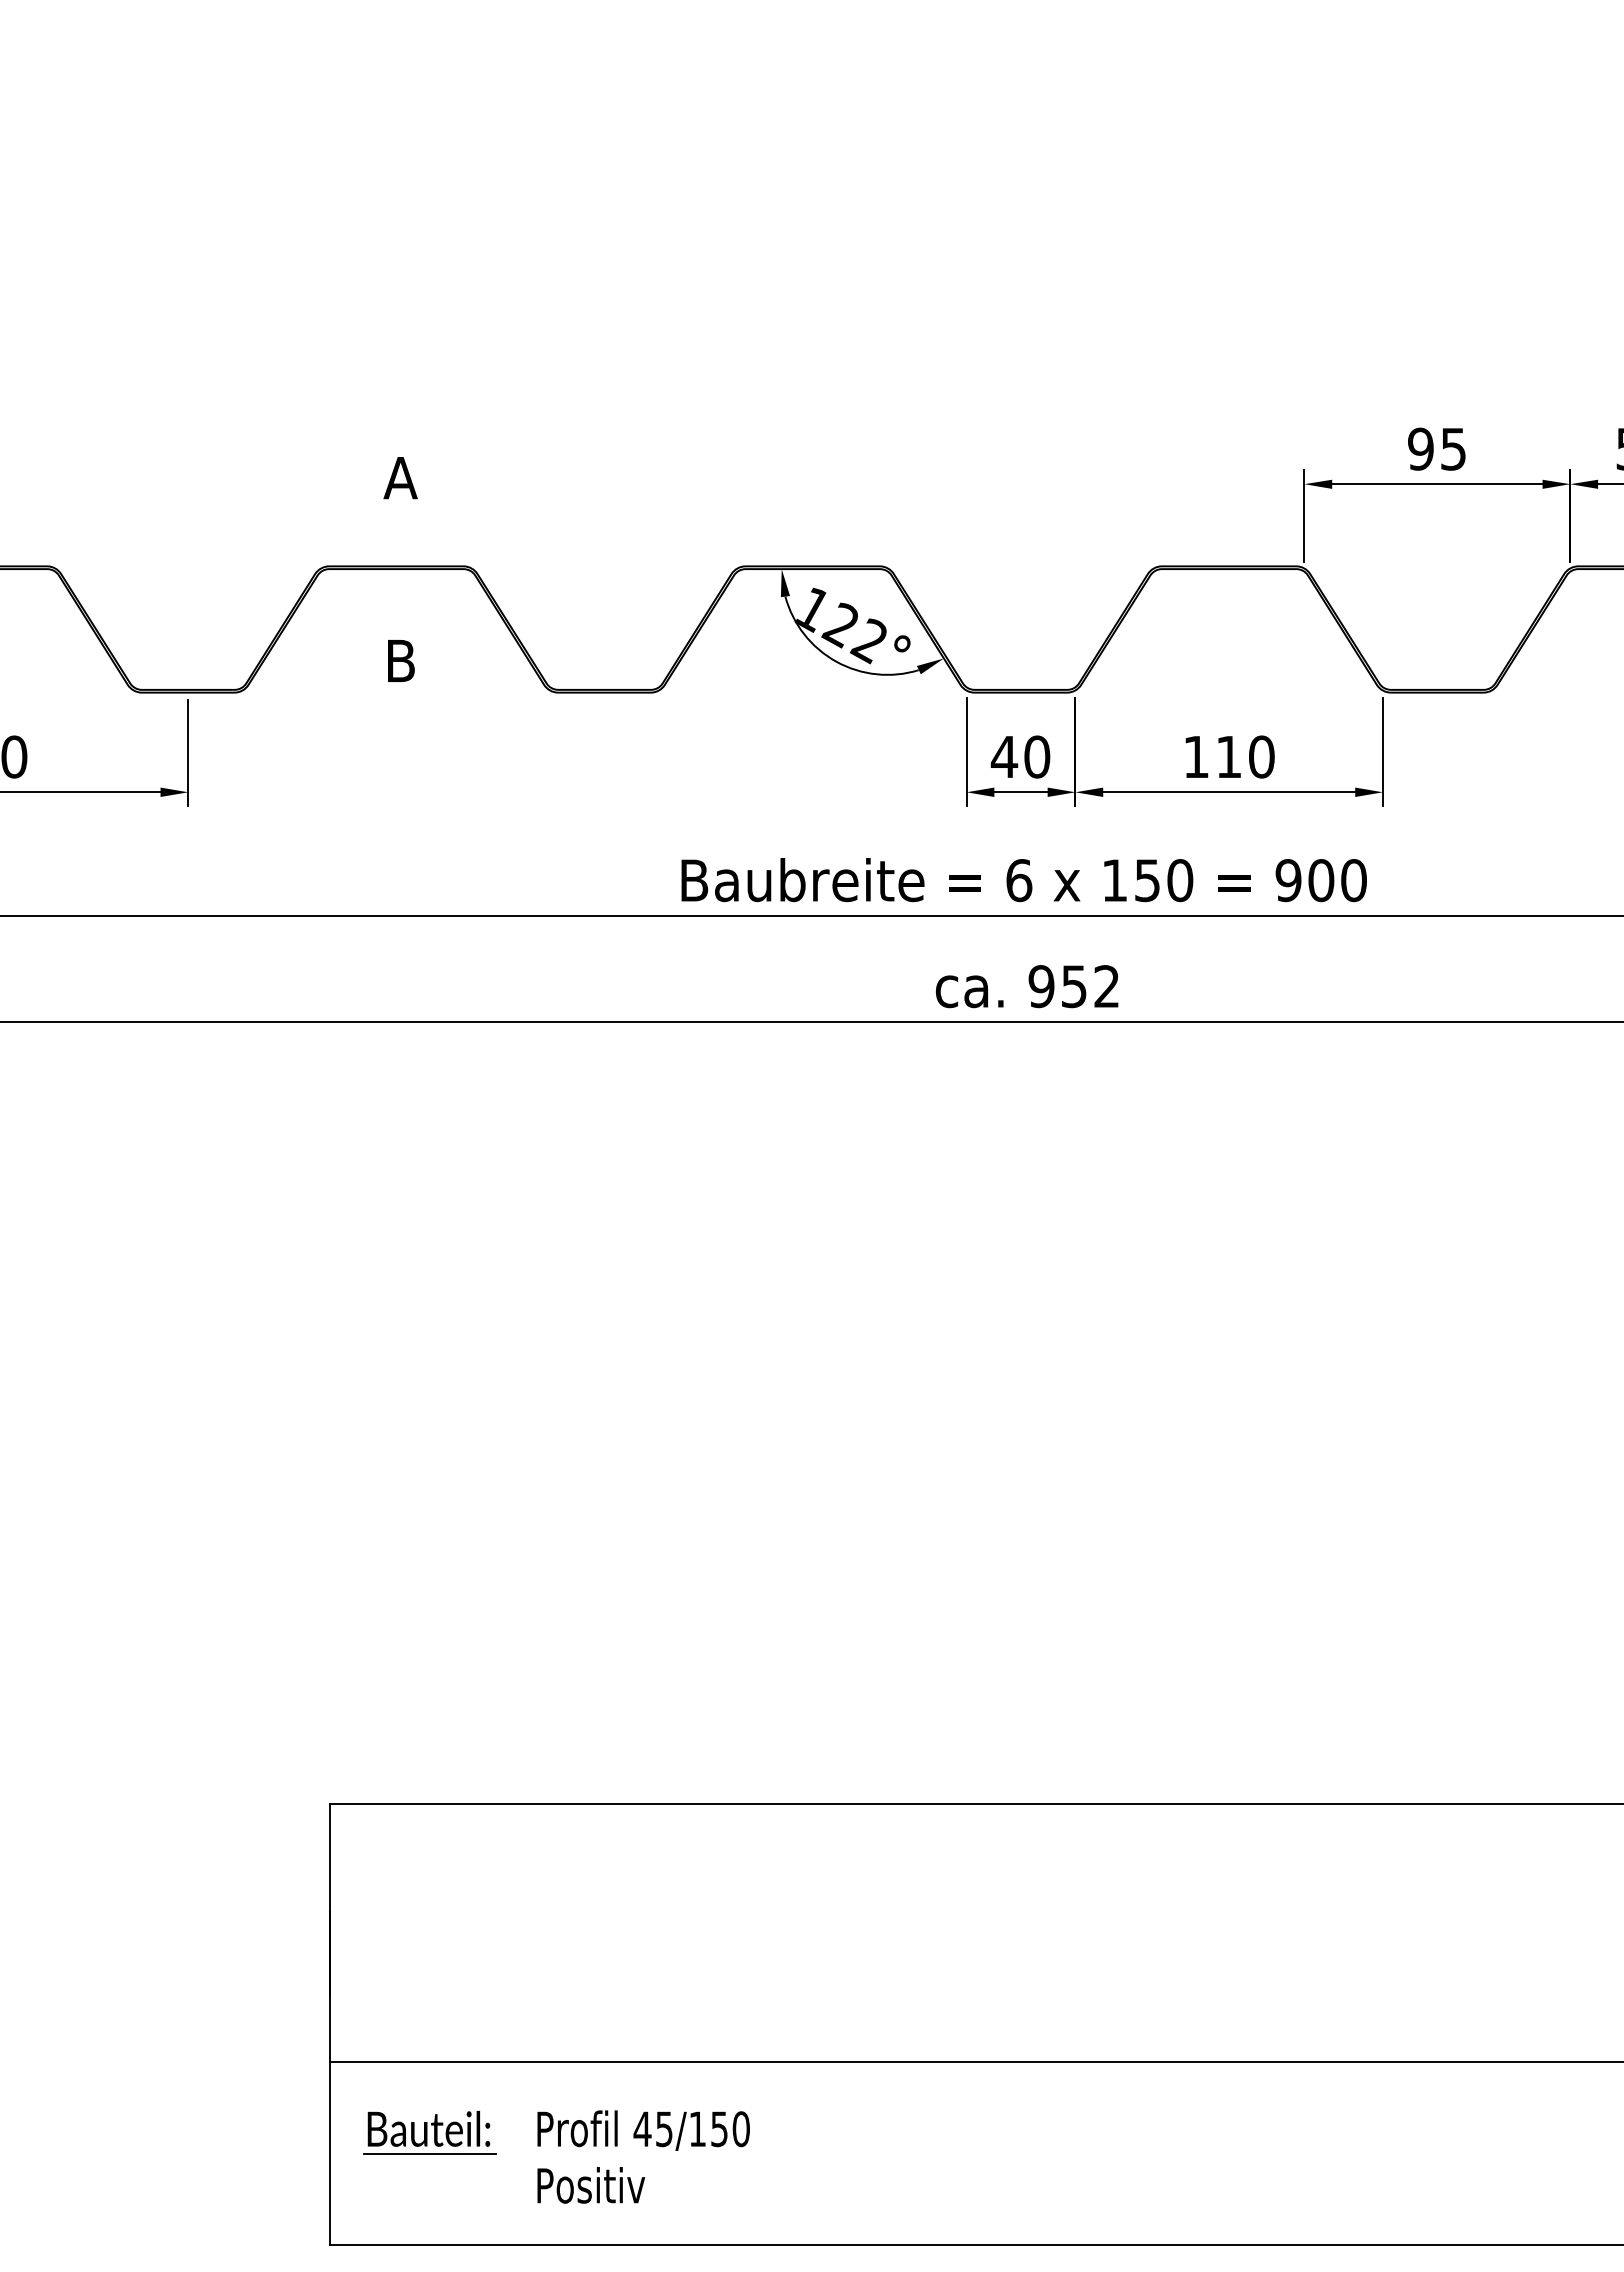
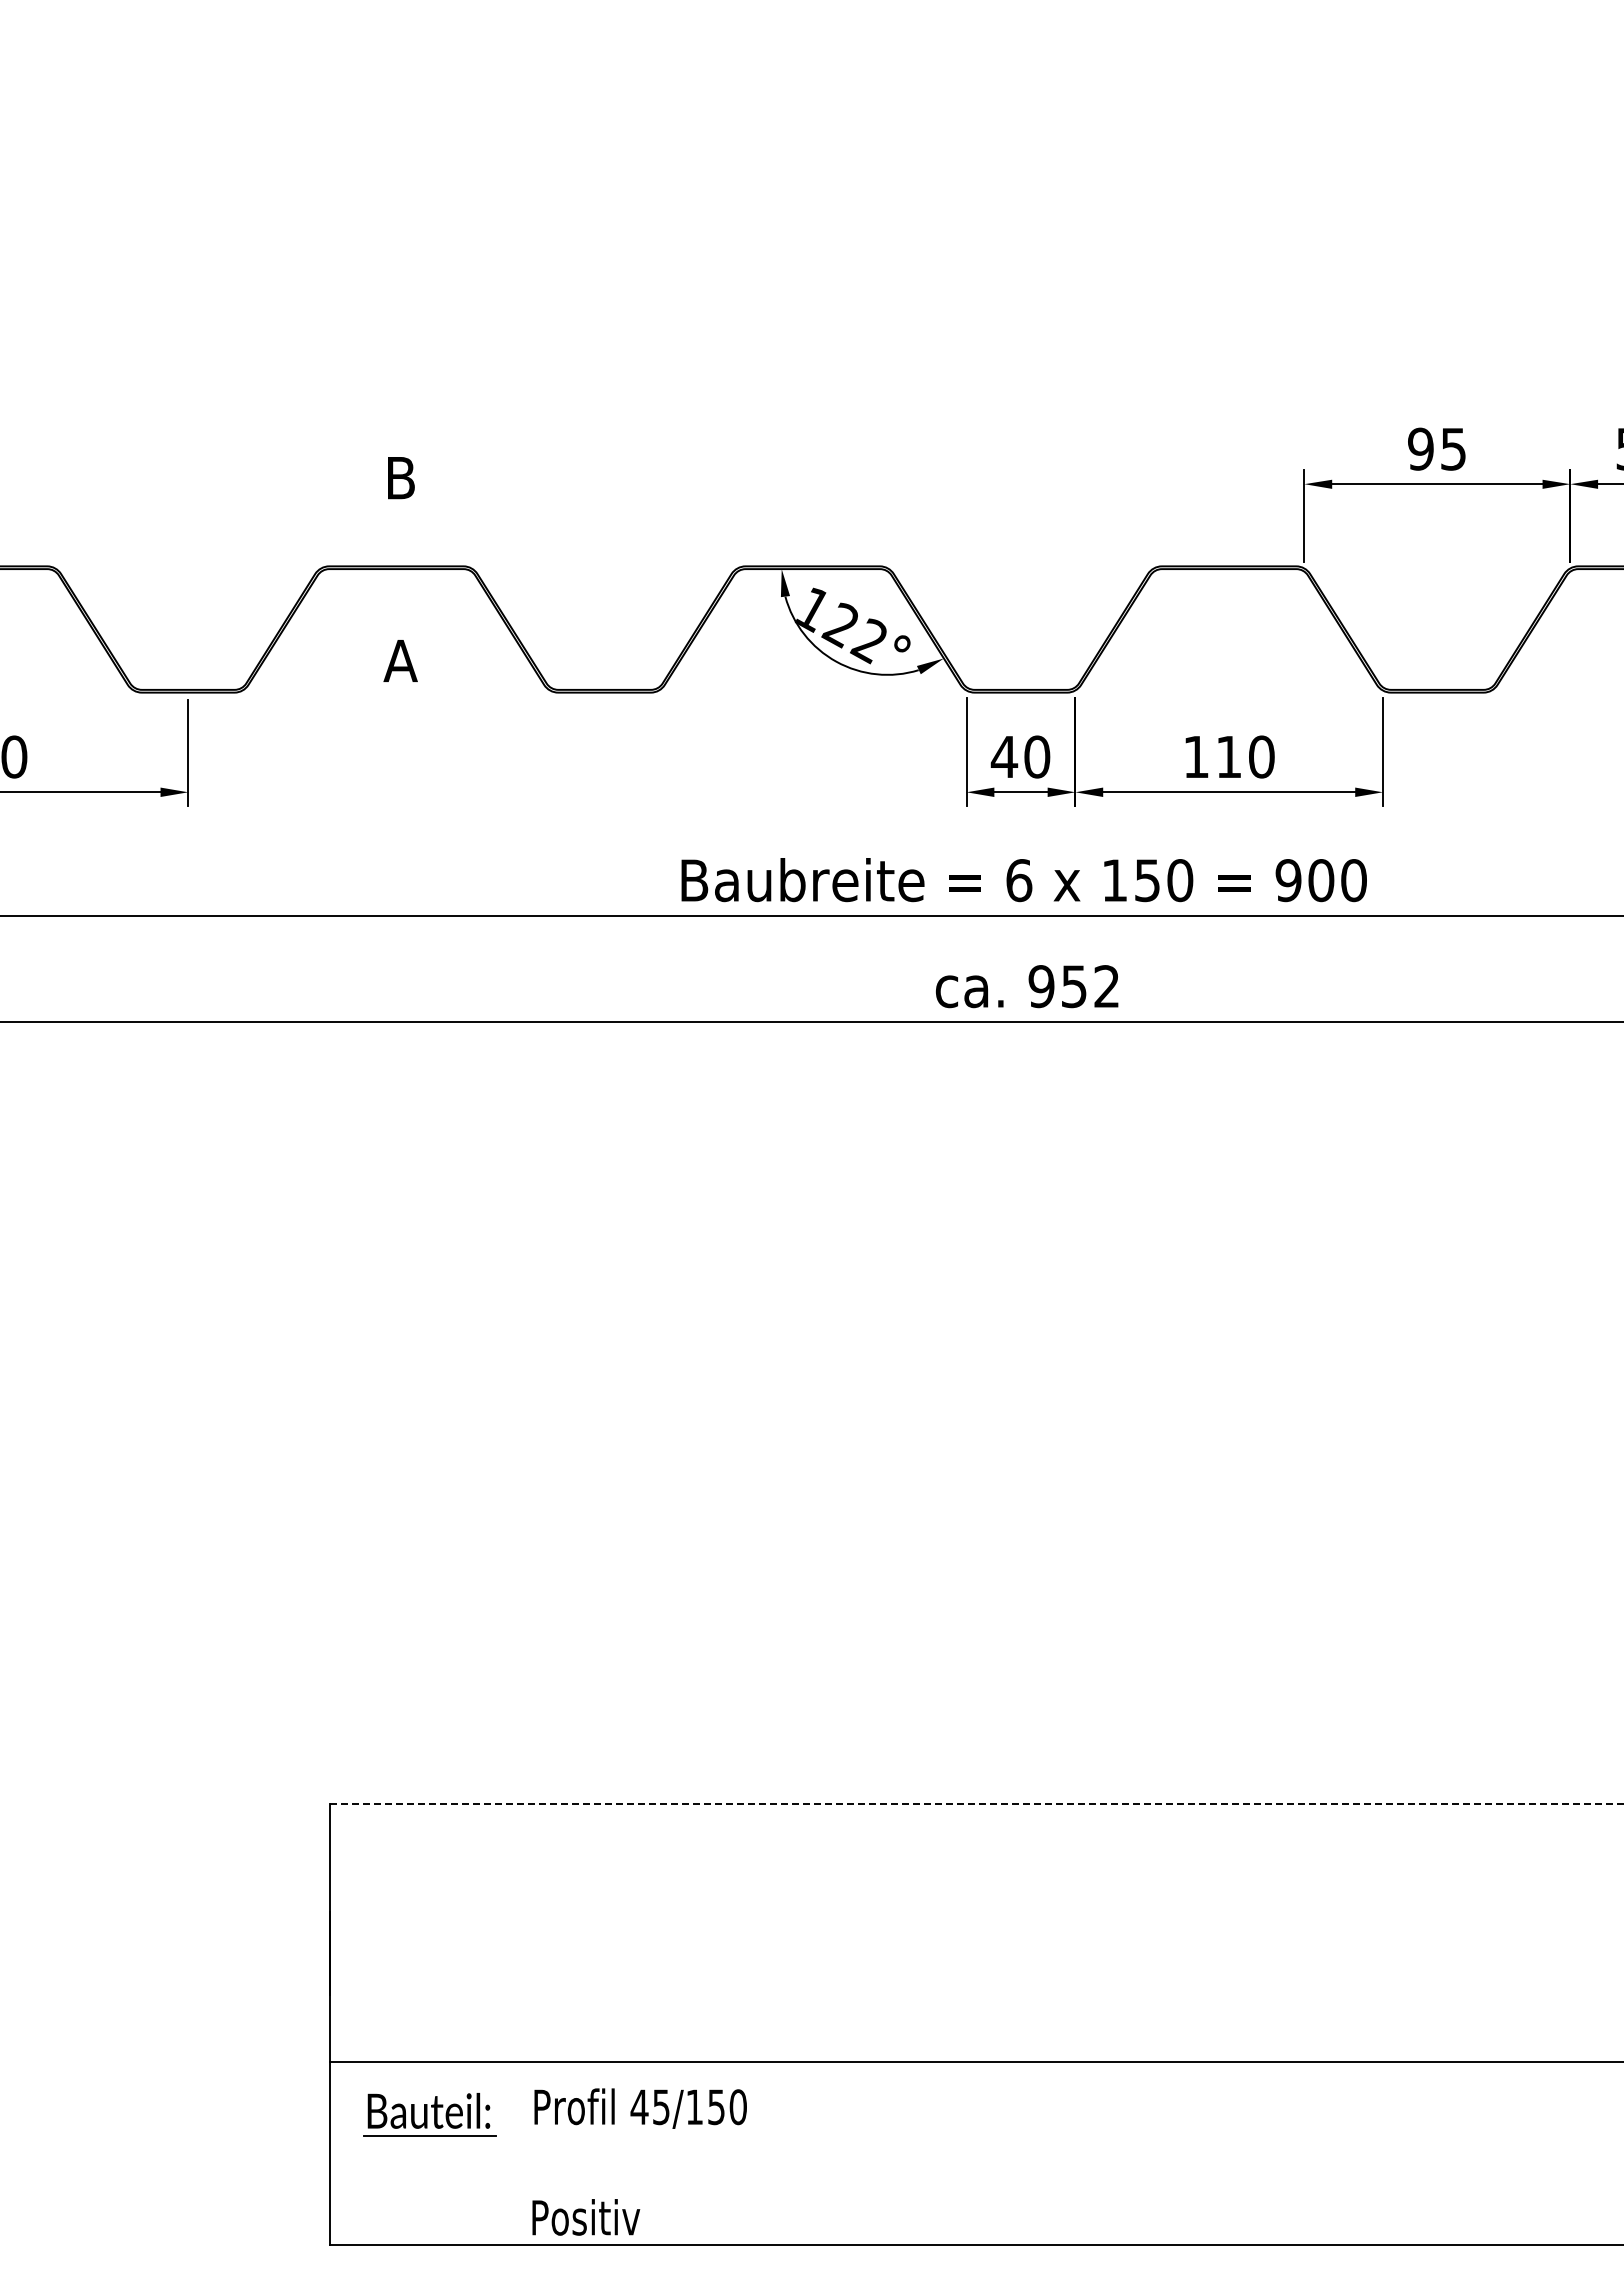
text: A -> B (400, 478)
text: B -> A (400, 660)
line: solid -> dashed (976, 1804)
text position: (643, 2130) -> (640, 2108) (640, 2108)
part position: (429, 2132) -> (429, 2114) (429, 2114)
text position: (591, 2185) -> (586, 2217) (586, 2217)
